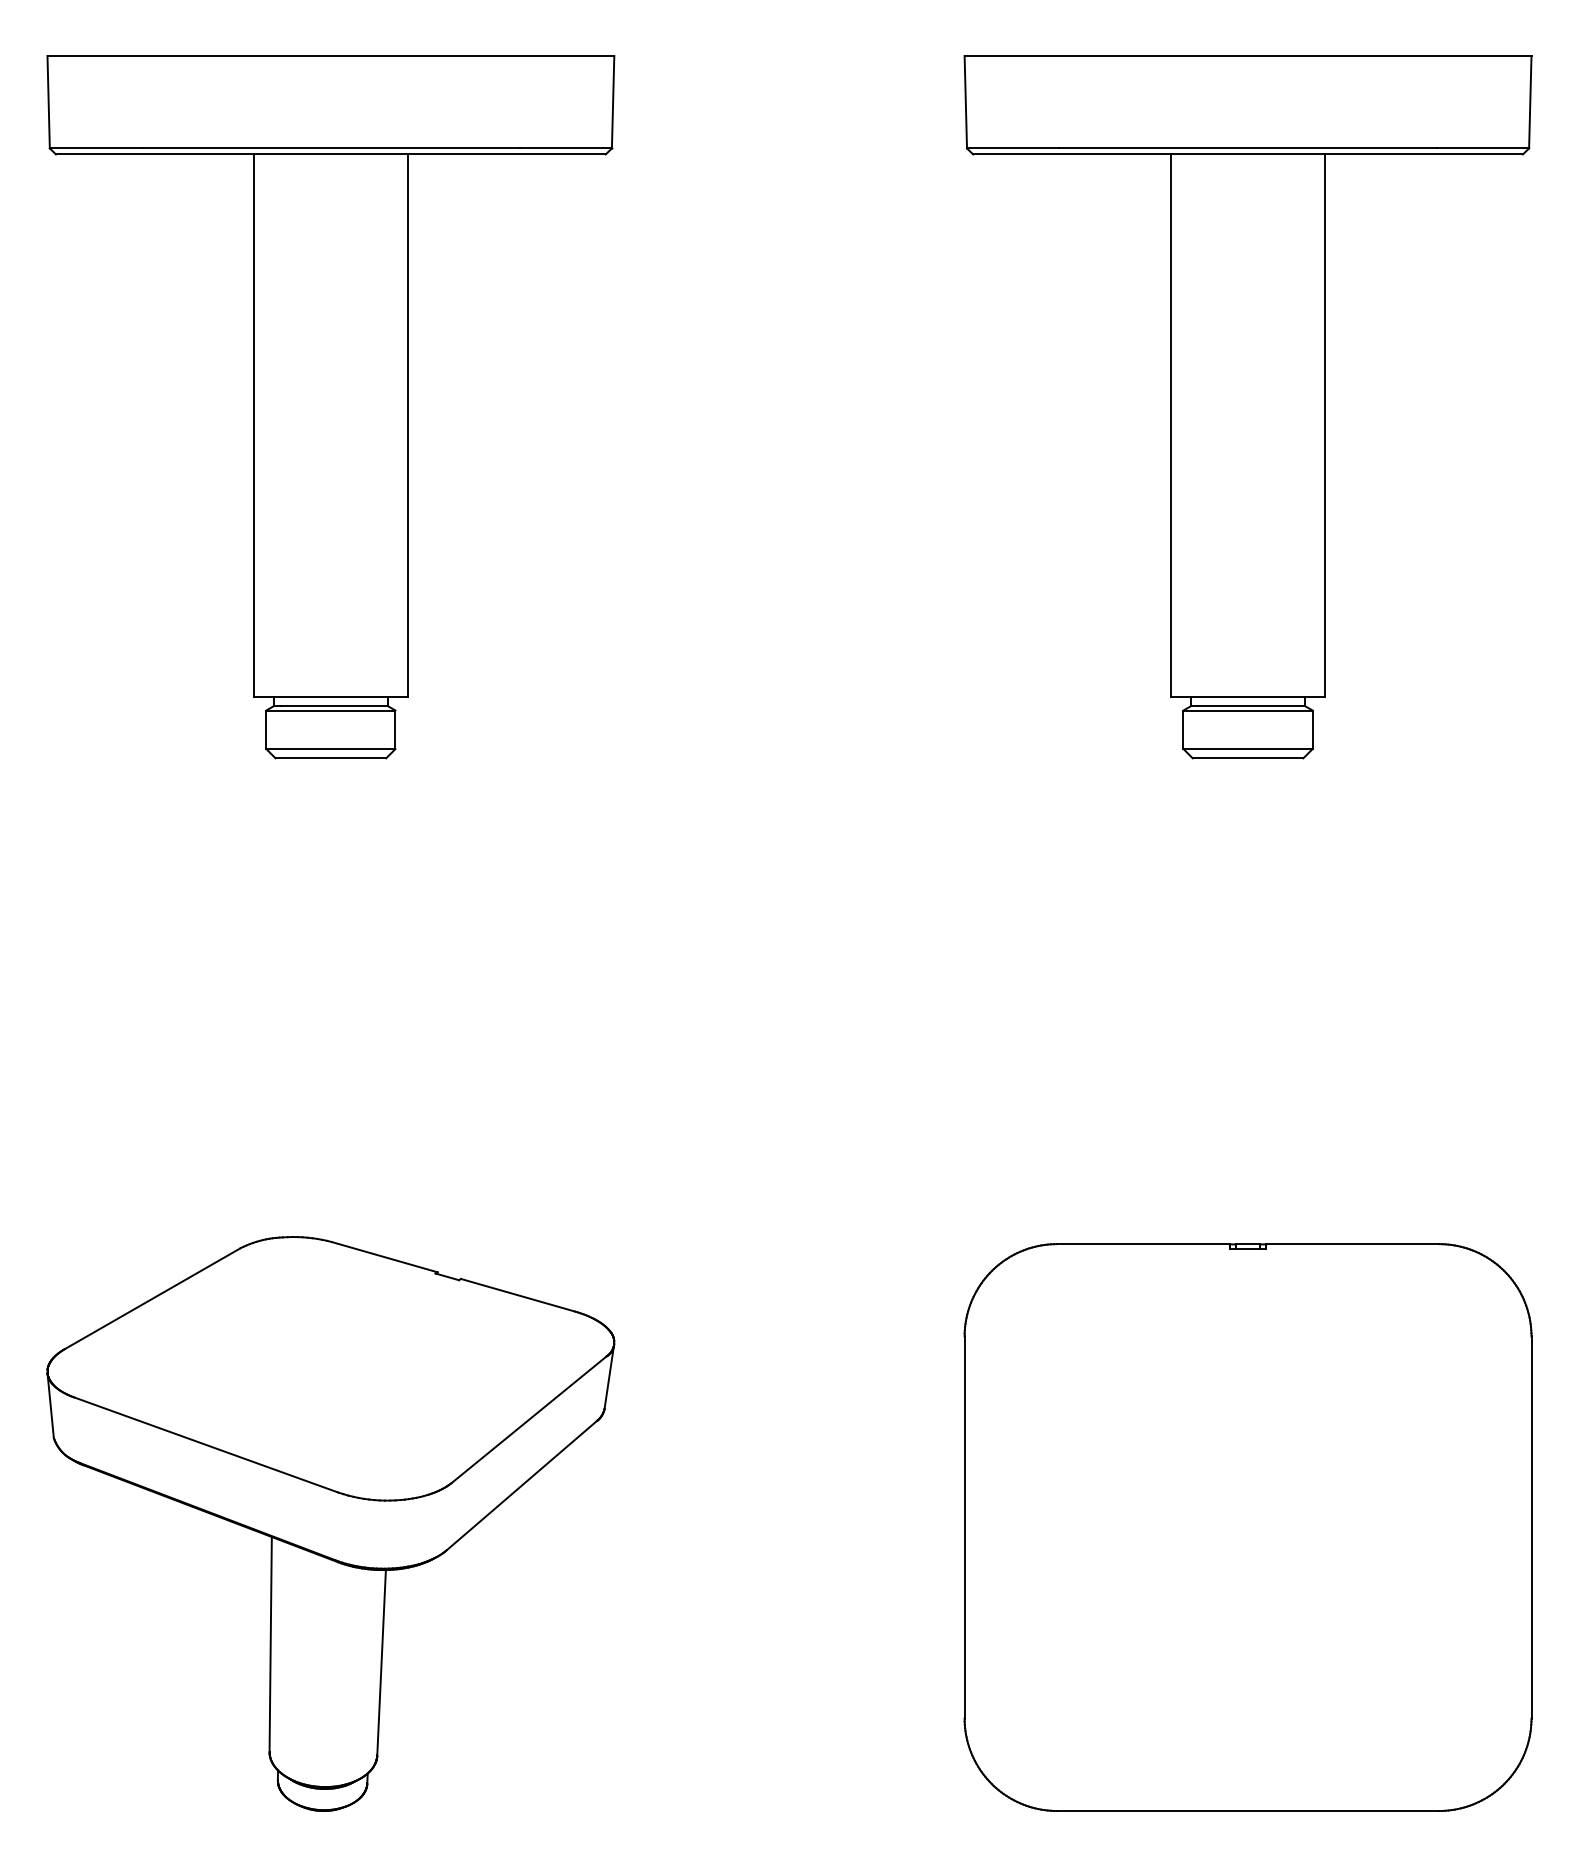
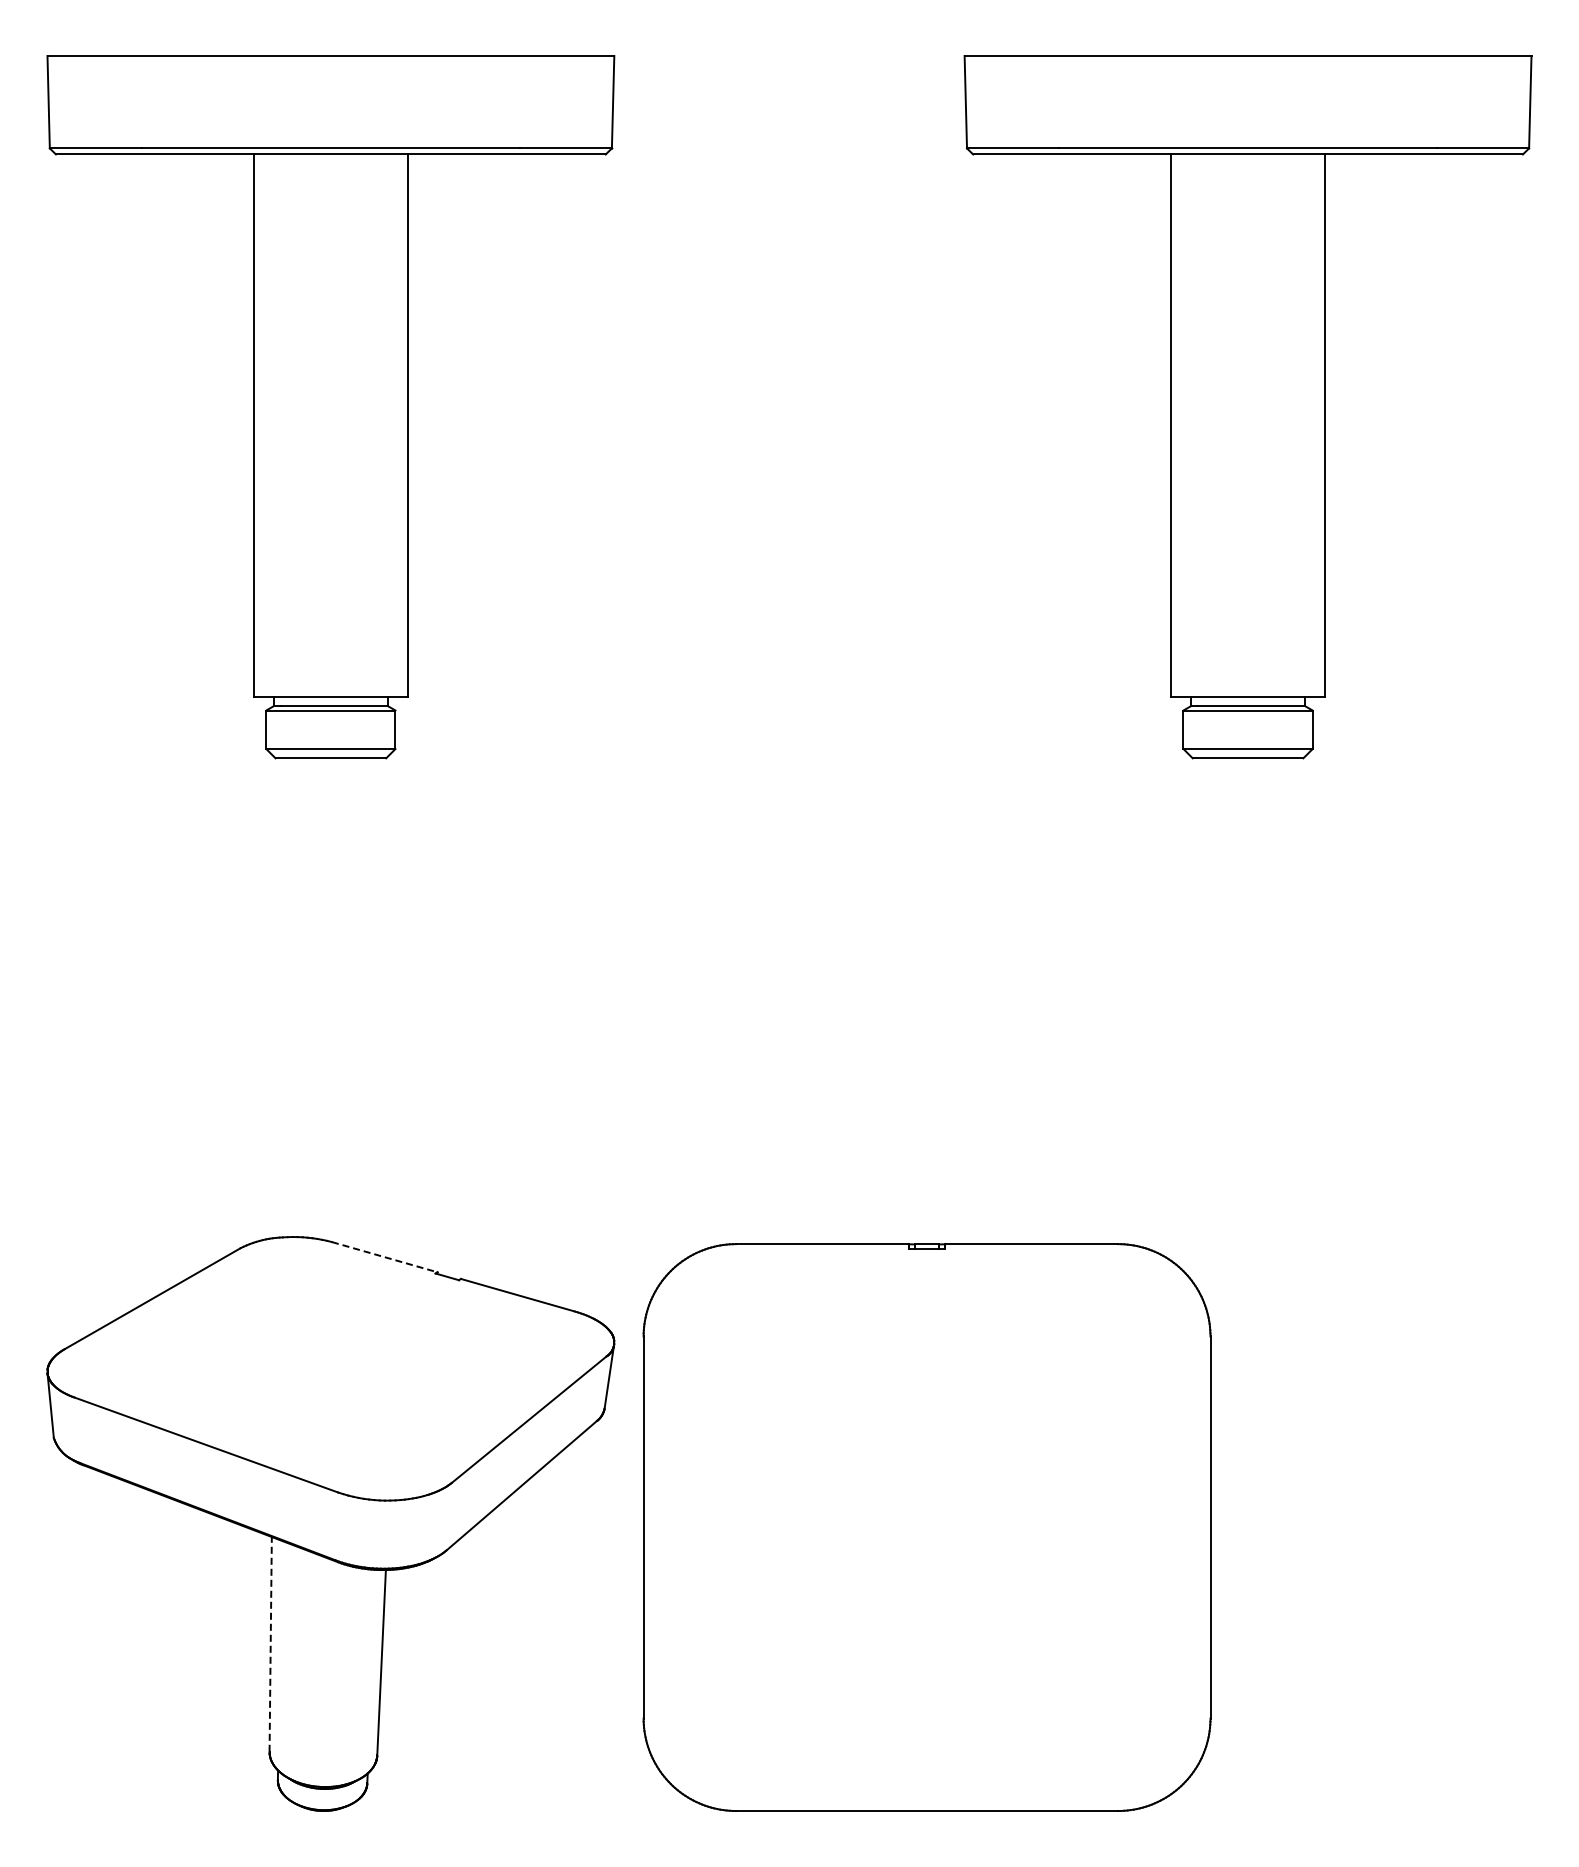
line: solid -> dashed (384, 1257)
part position: (1247, 1527) -> (926, 1527) (926, 1527)
line: solid -> dashed (270, 1643)
